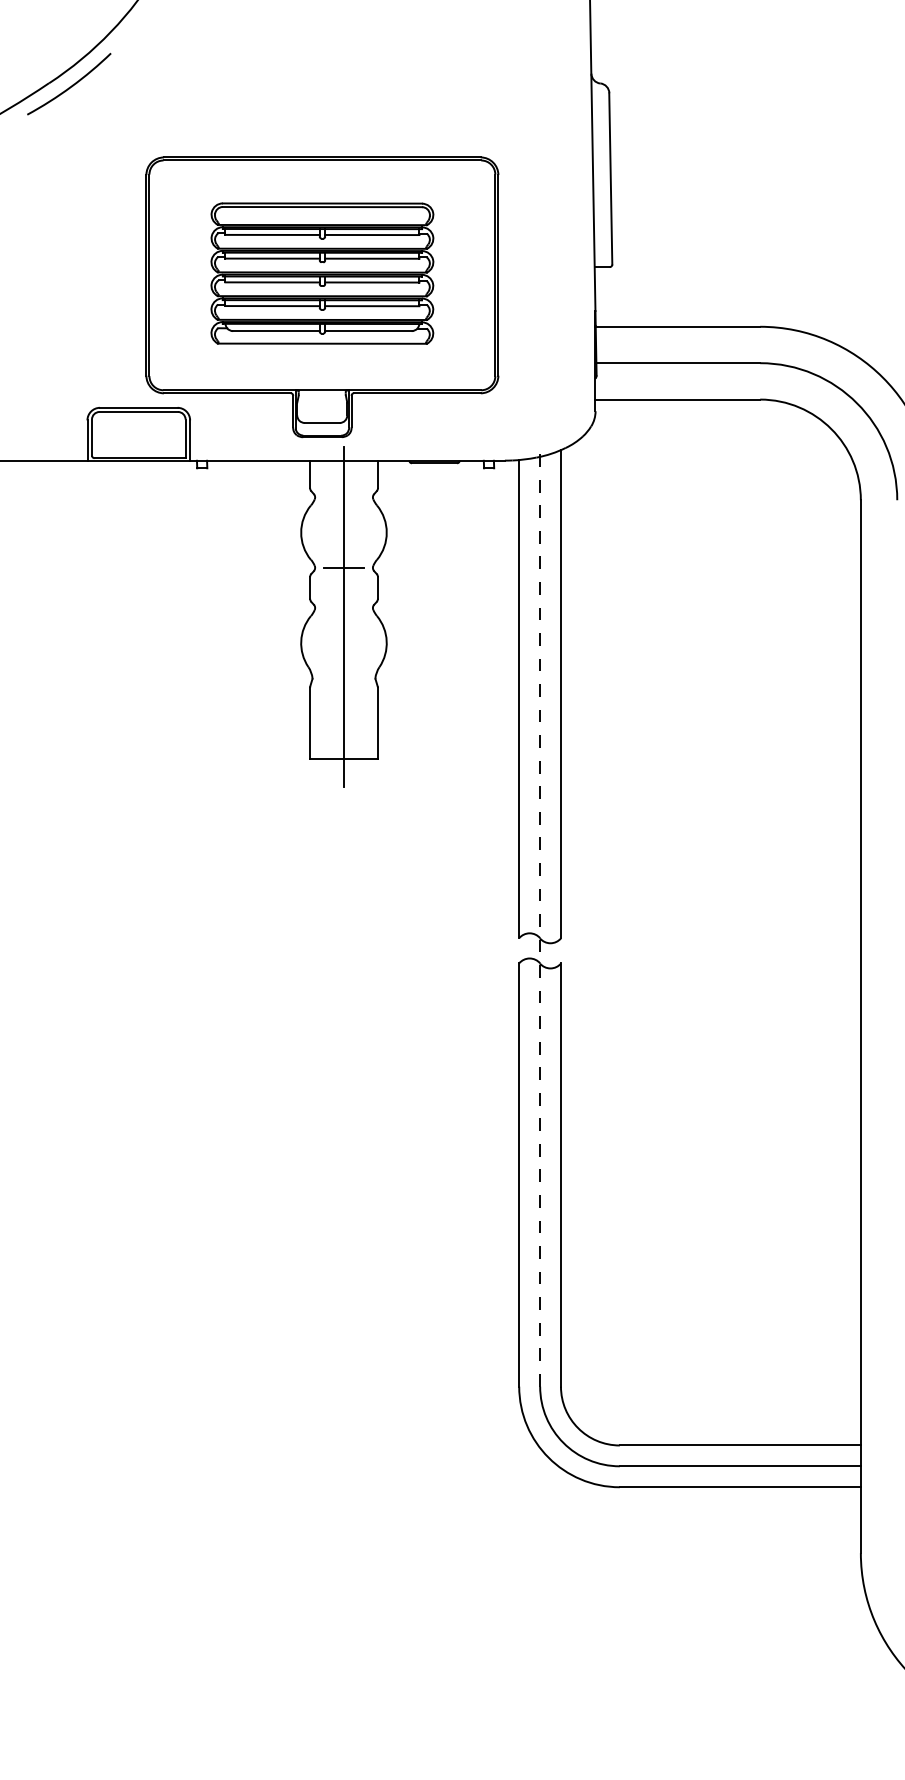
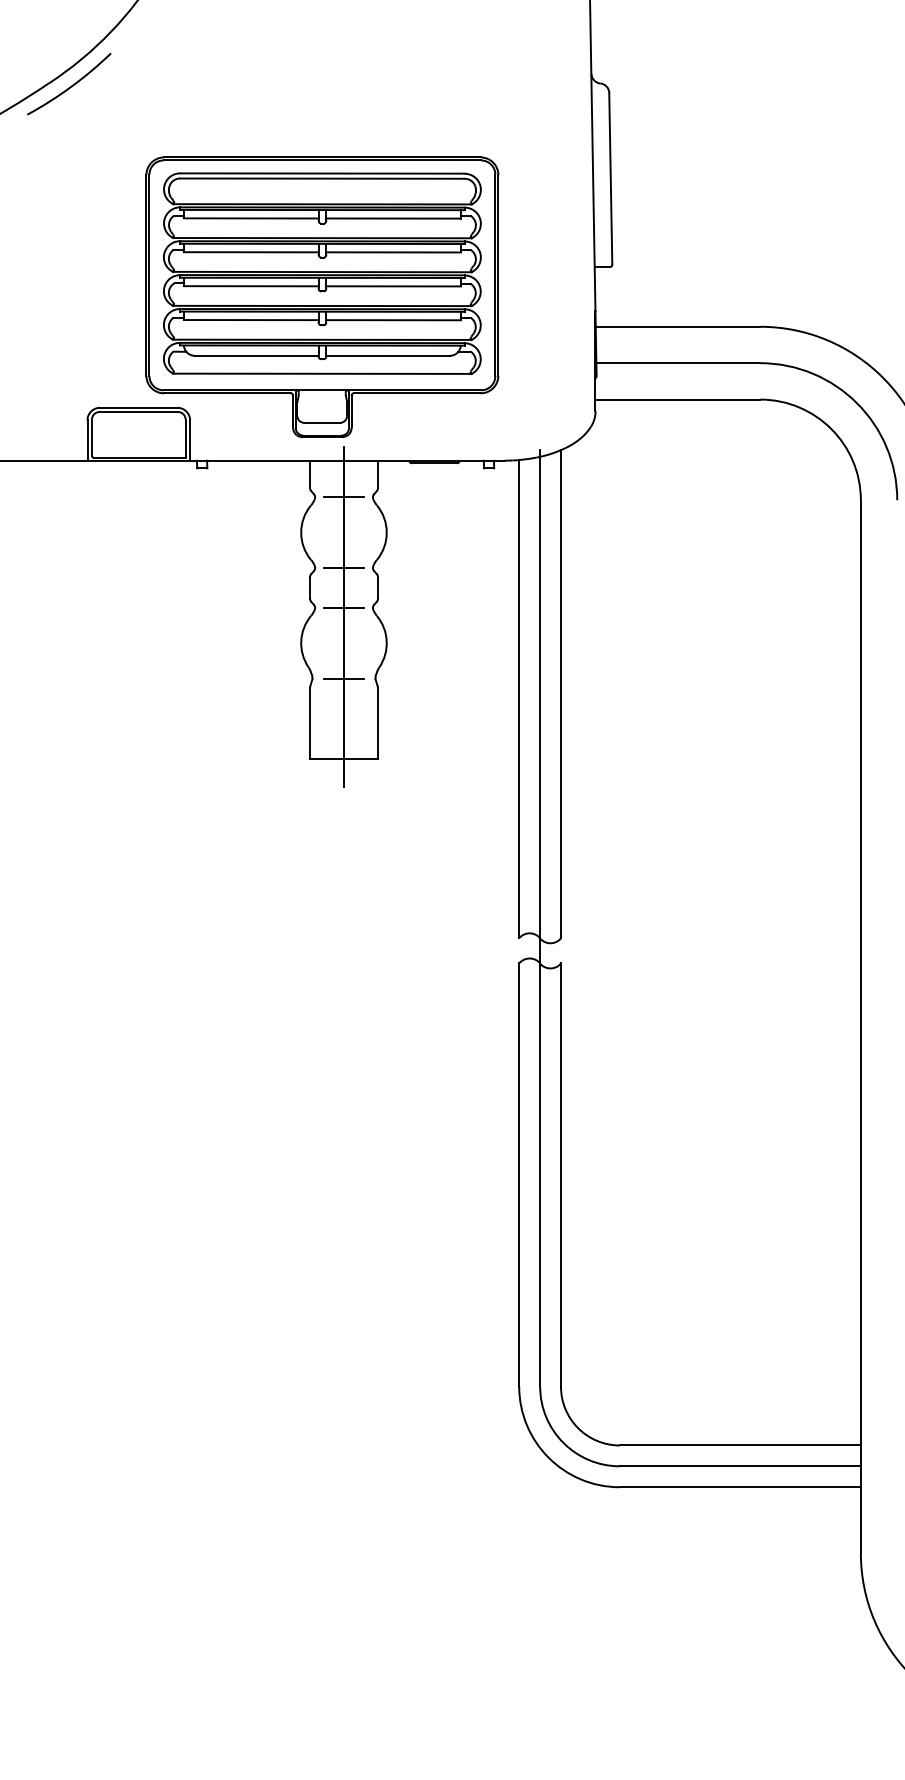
part size: 225x143 px -> 319x203 px (322, 273)
line: none -> present (343, 497)
line: none -> present (343, 608)
line: none -> present (343, 678)
line: dashed -> solid (540, 917)
